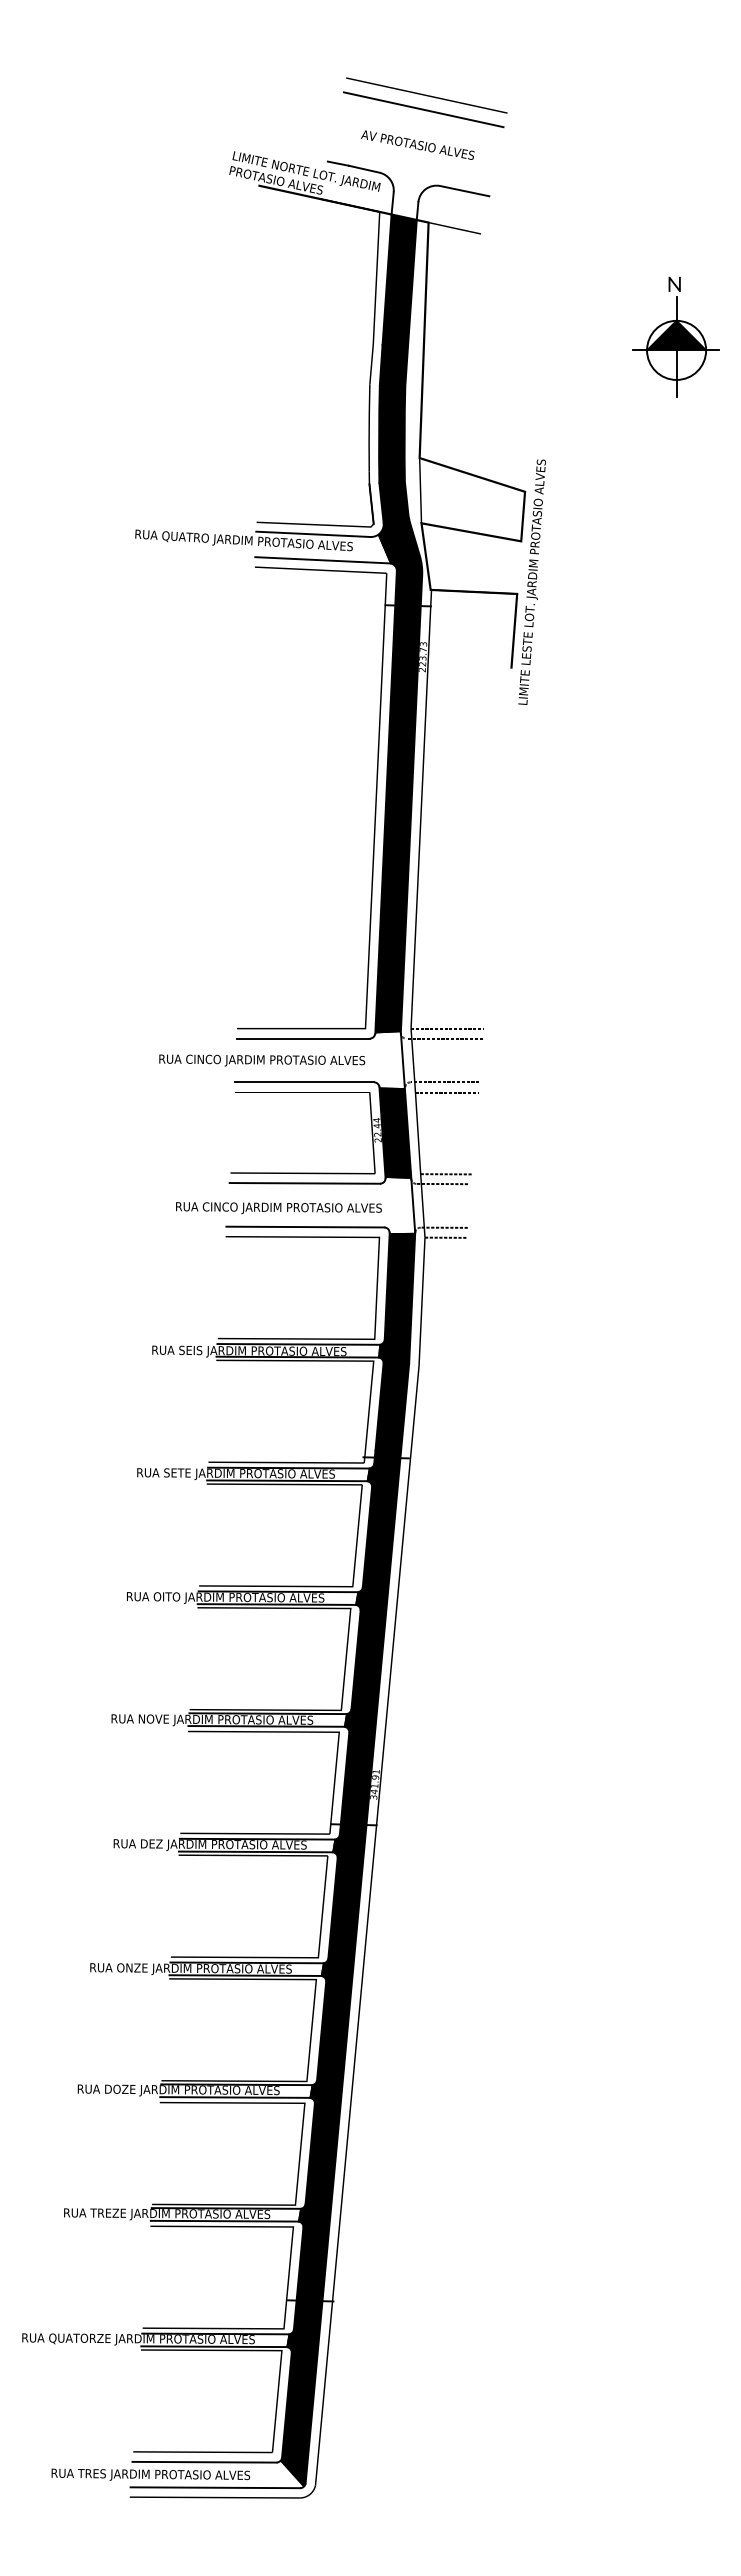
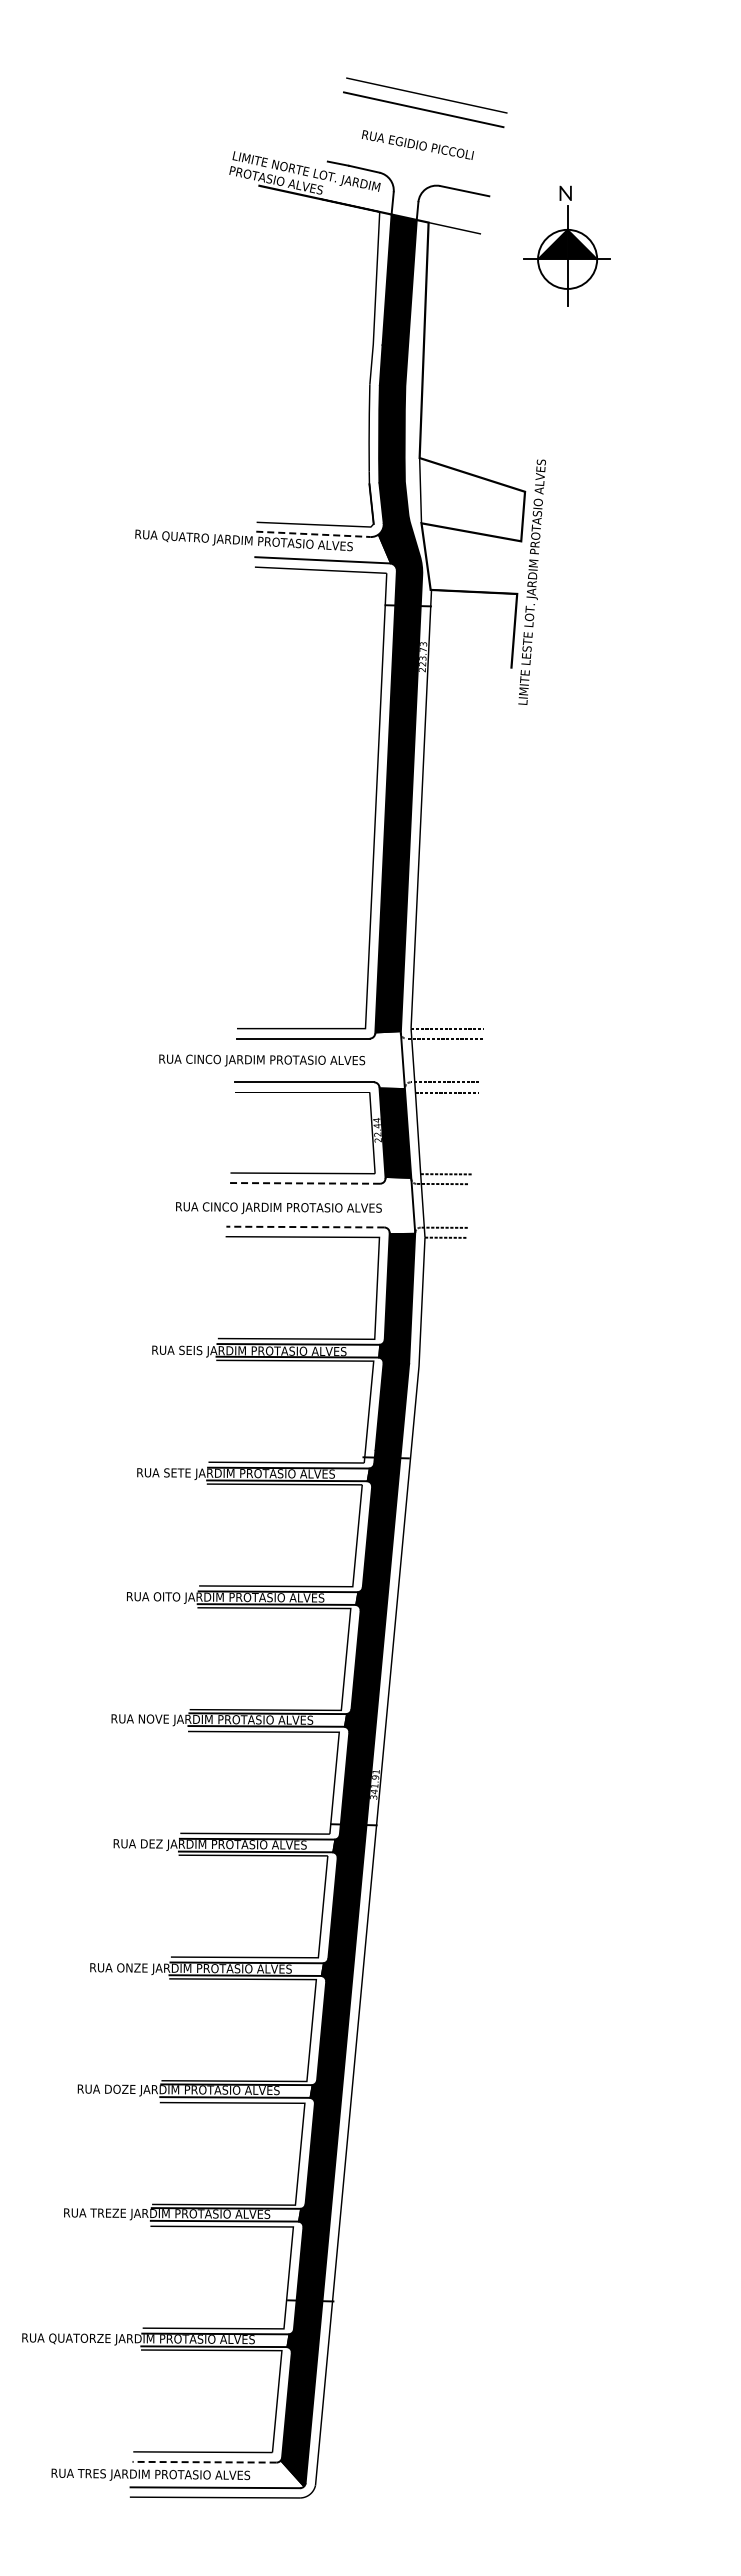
text: AV PROTASIO ALVES -> RUA EGIDIO PICCOLI (417, 144)
part position: (675, 336) -> (566, 245) (566, 245)
line: solid -> dashed (313, 534)
line: solid -> dashed (304, 1183)
line: solid -> dashed (305, 1227)
line: solid -> dashed (204, 2462)
